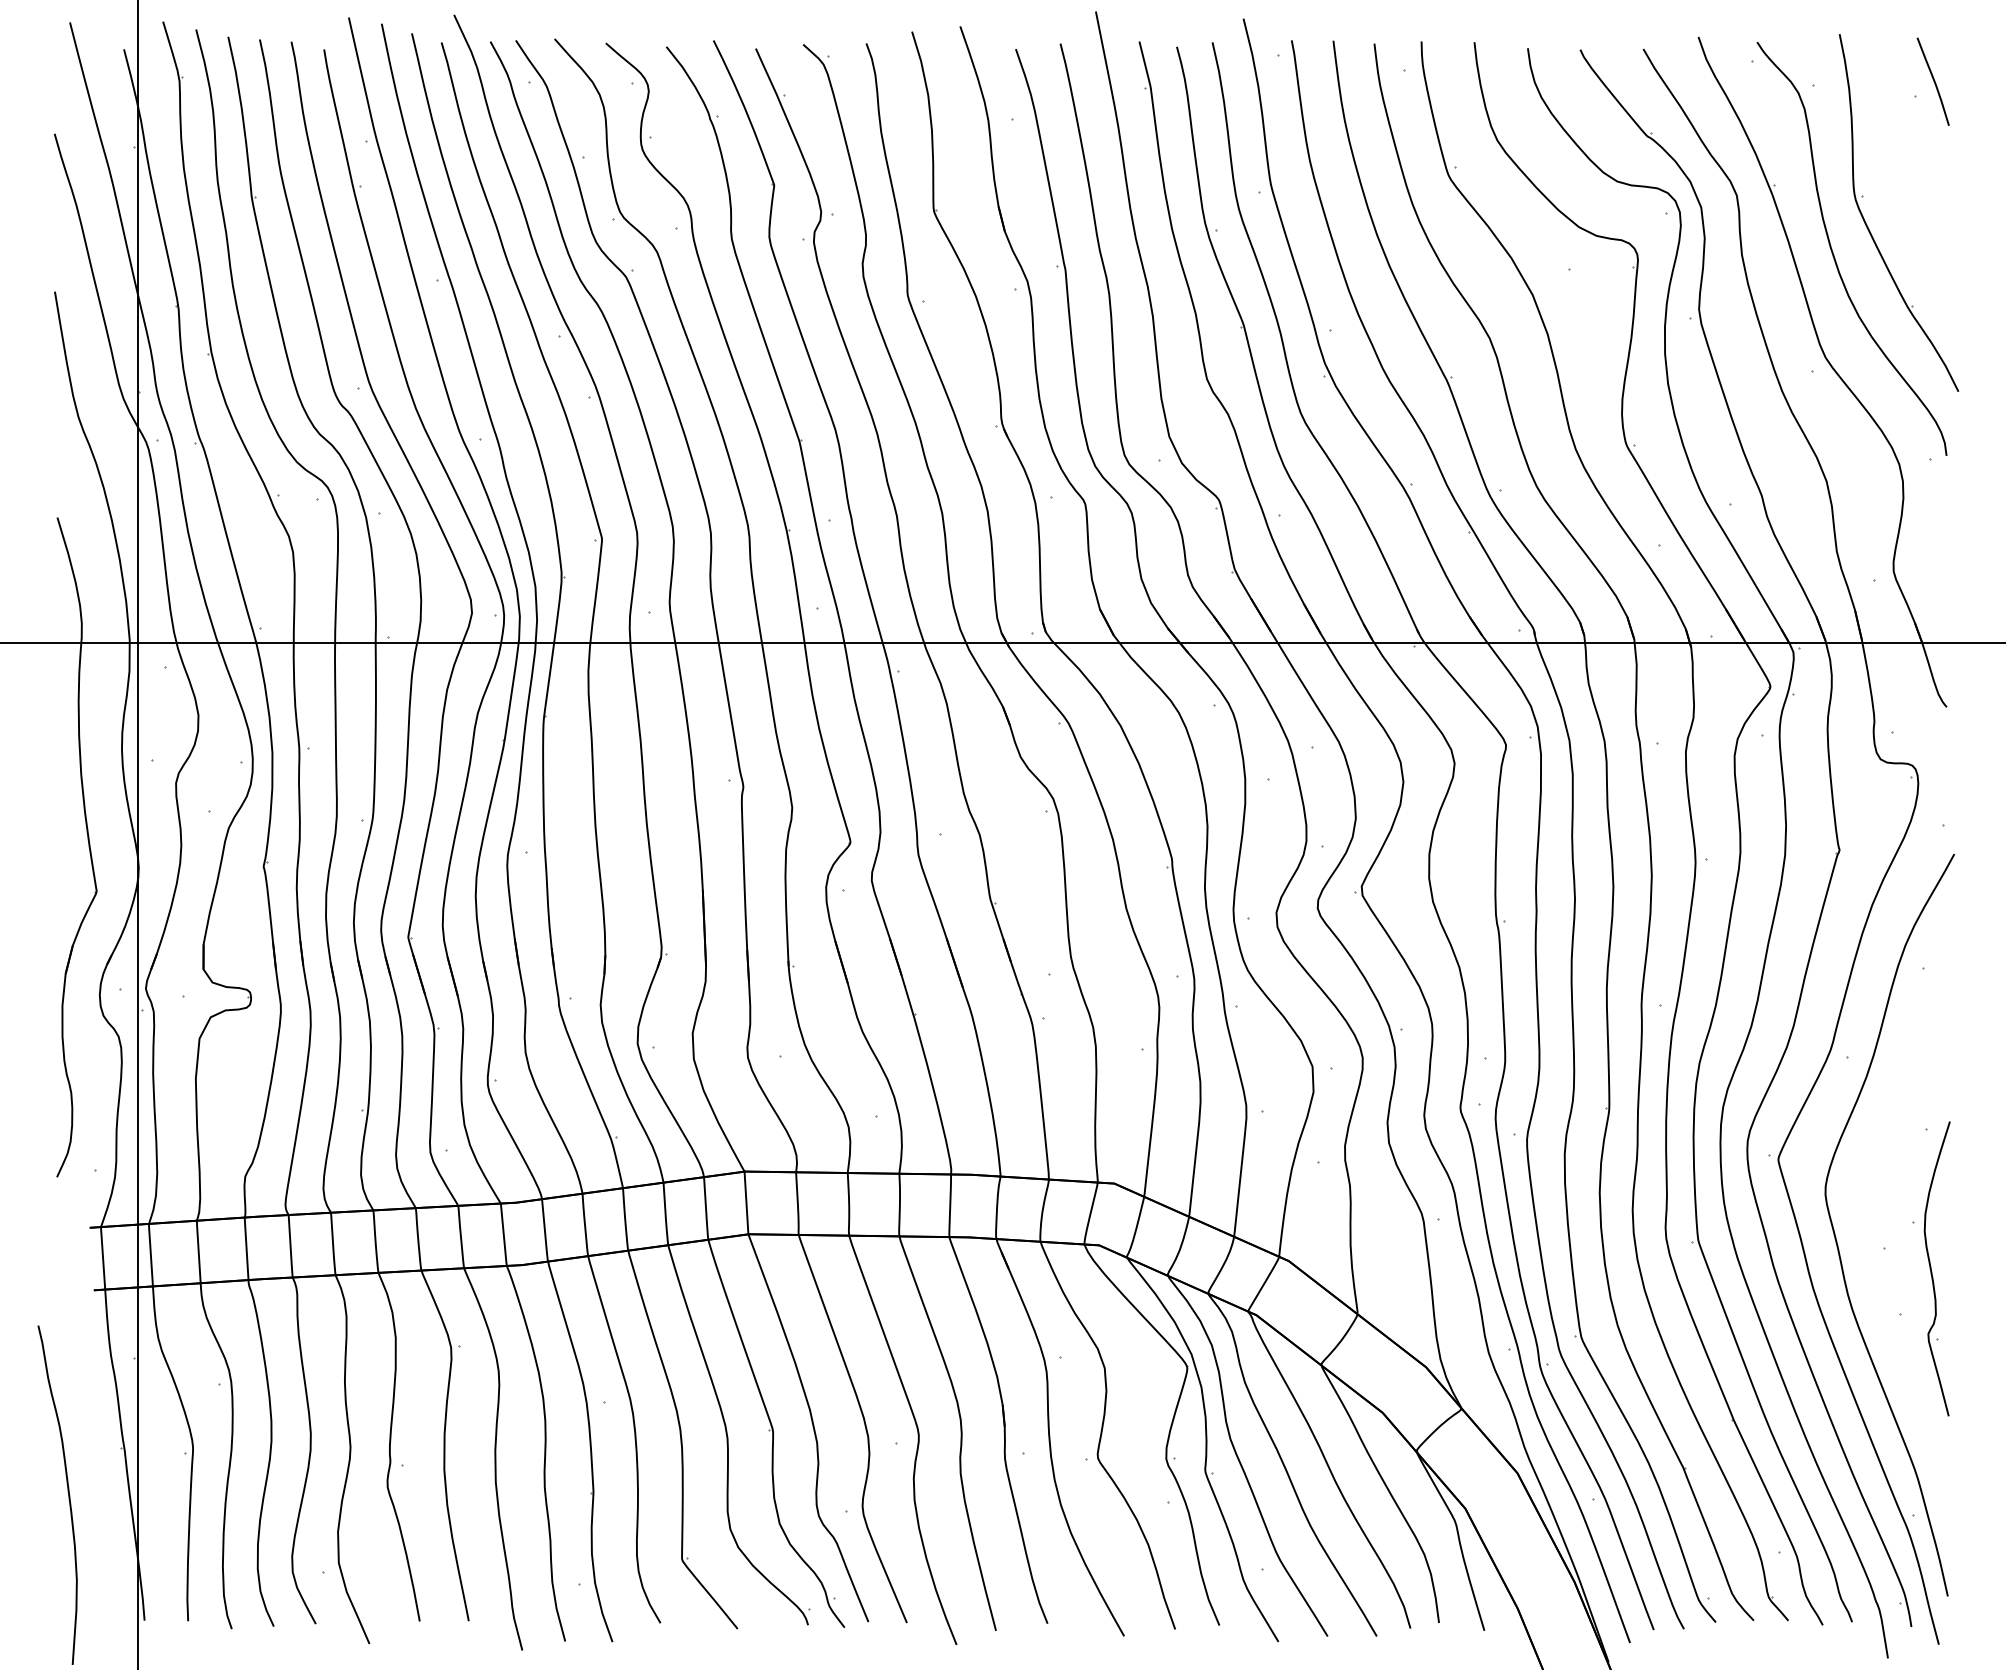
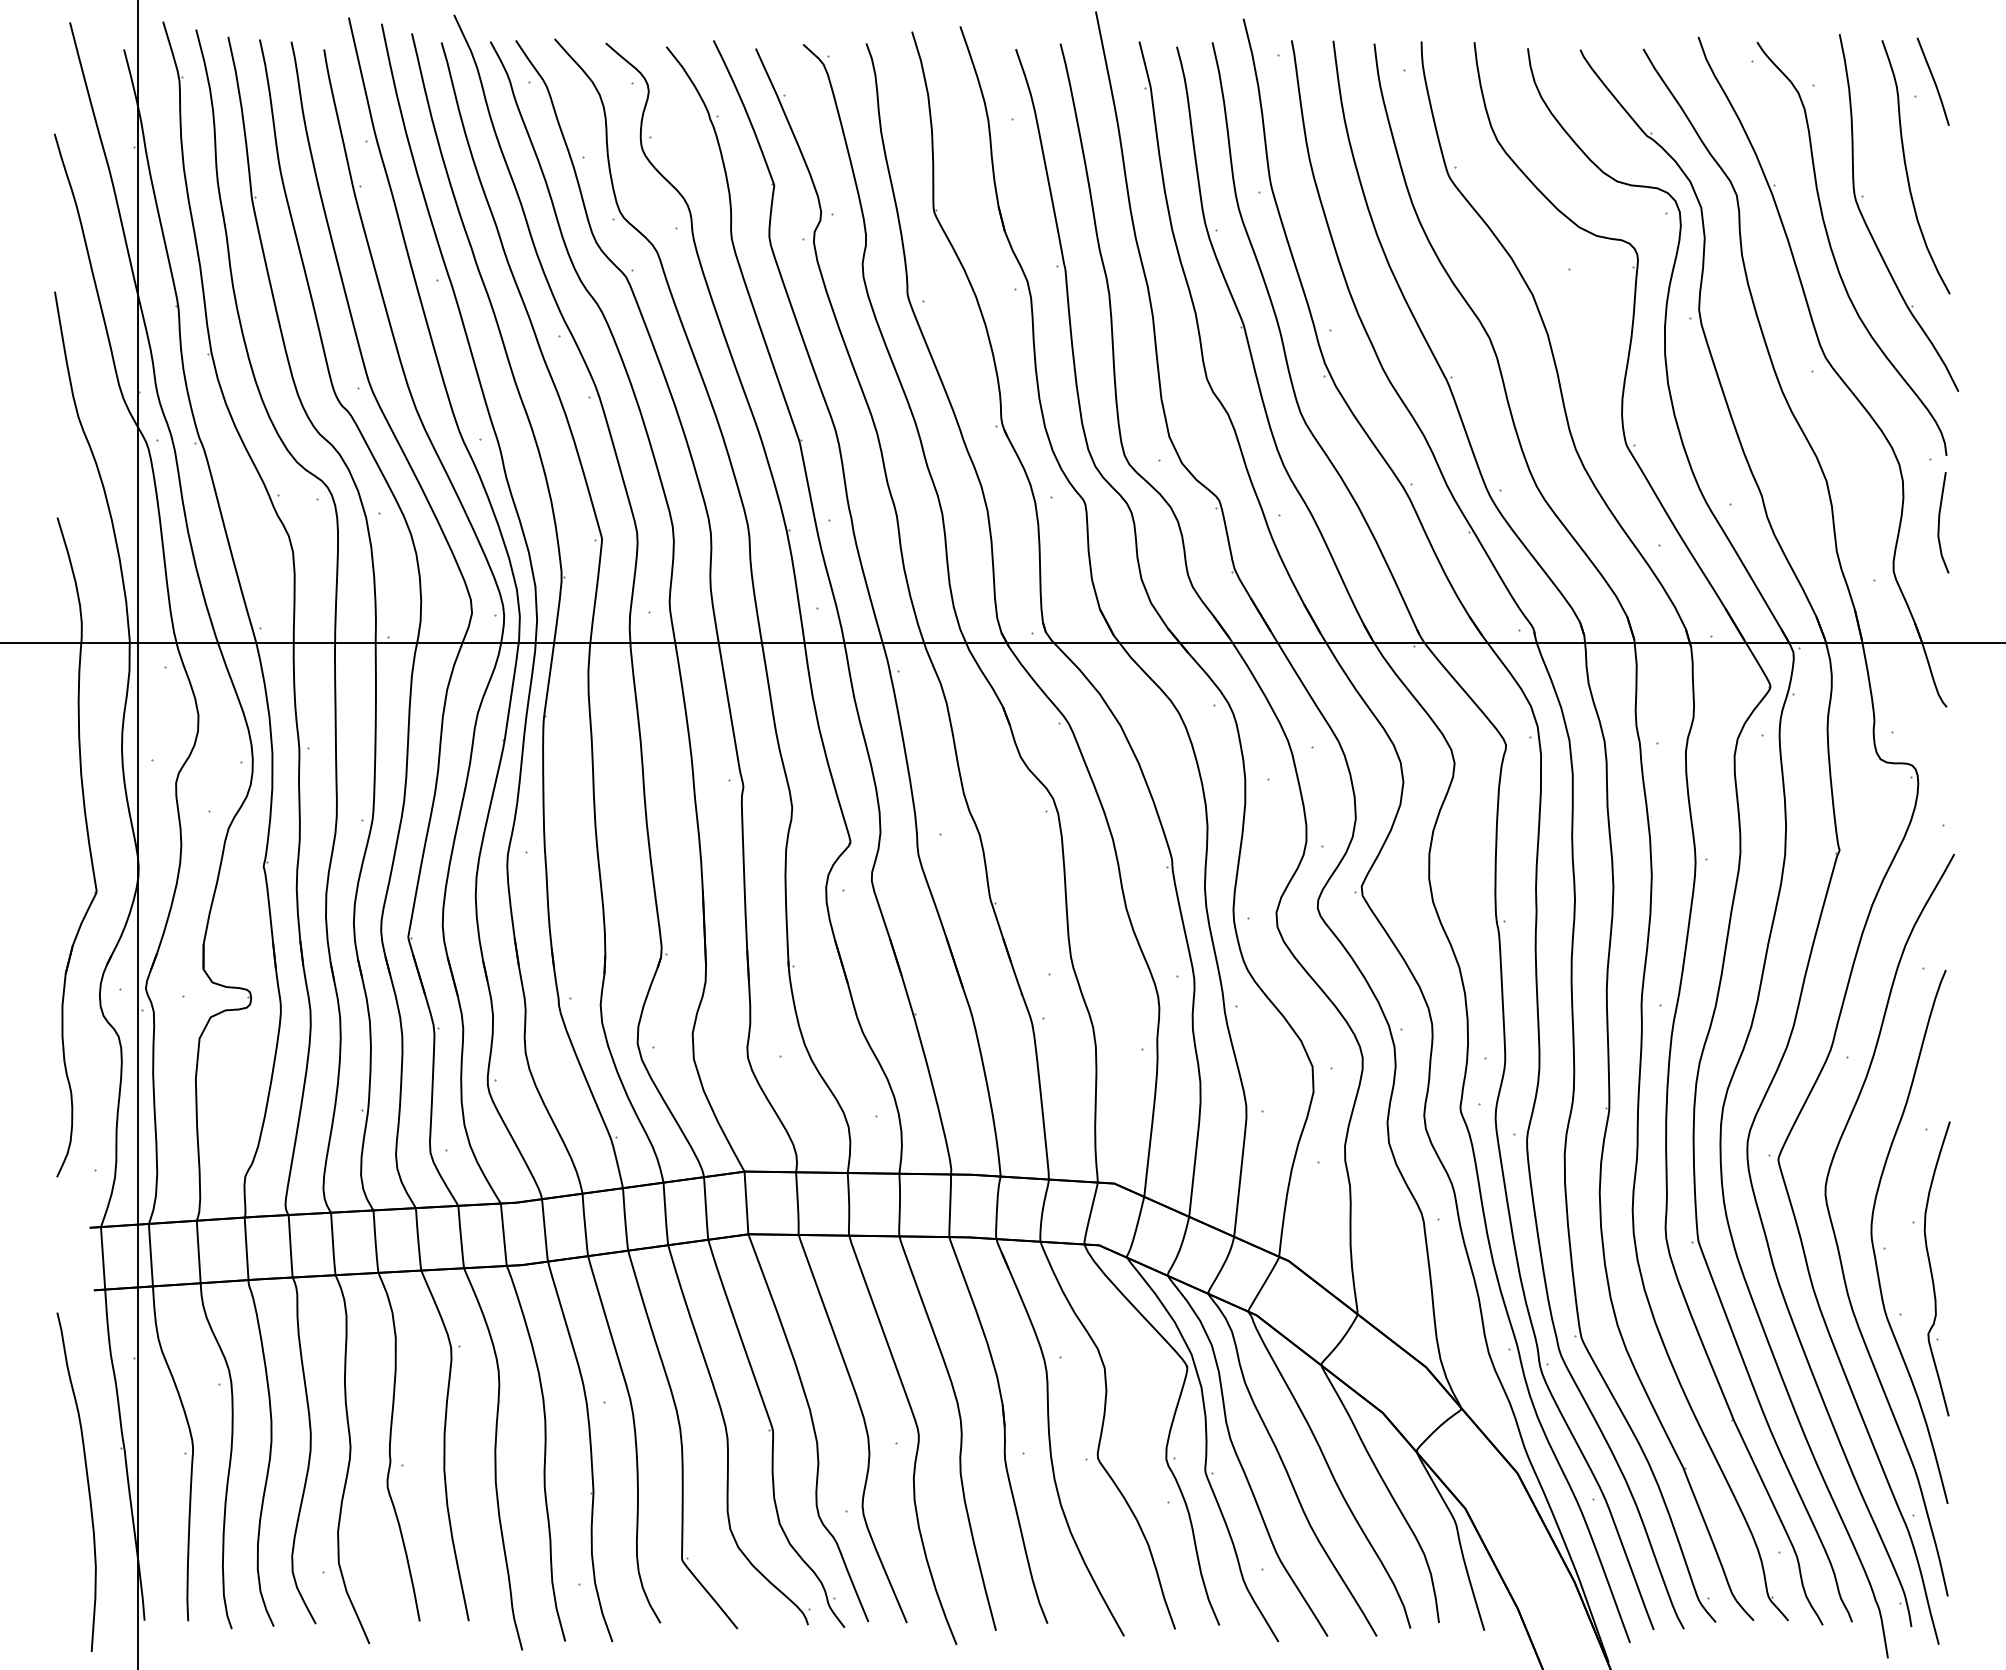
curve: none -> present (1907, 169)
curve: none -> present (1939, 522)
curve: none -> present (1873, 1241)
curve position: (67, 1491) -> (86, 1478) (86, 1478)
